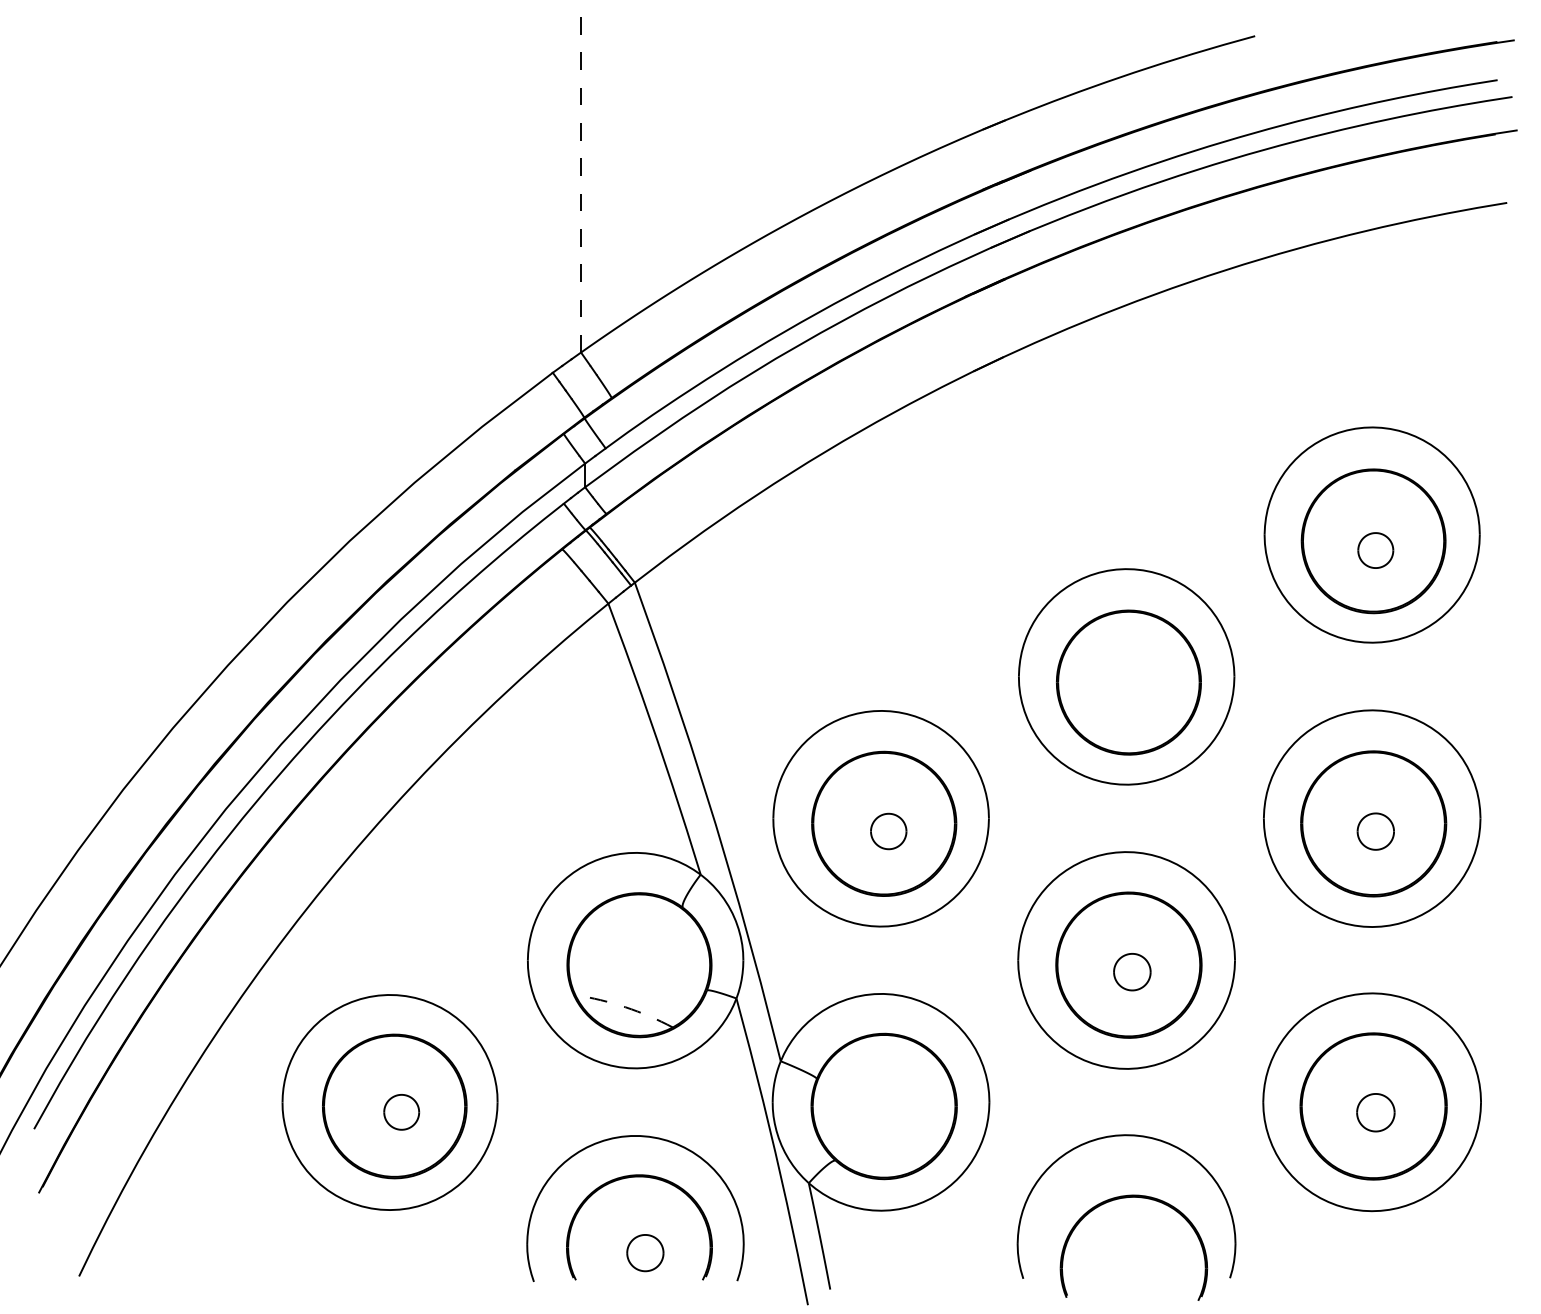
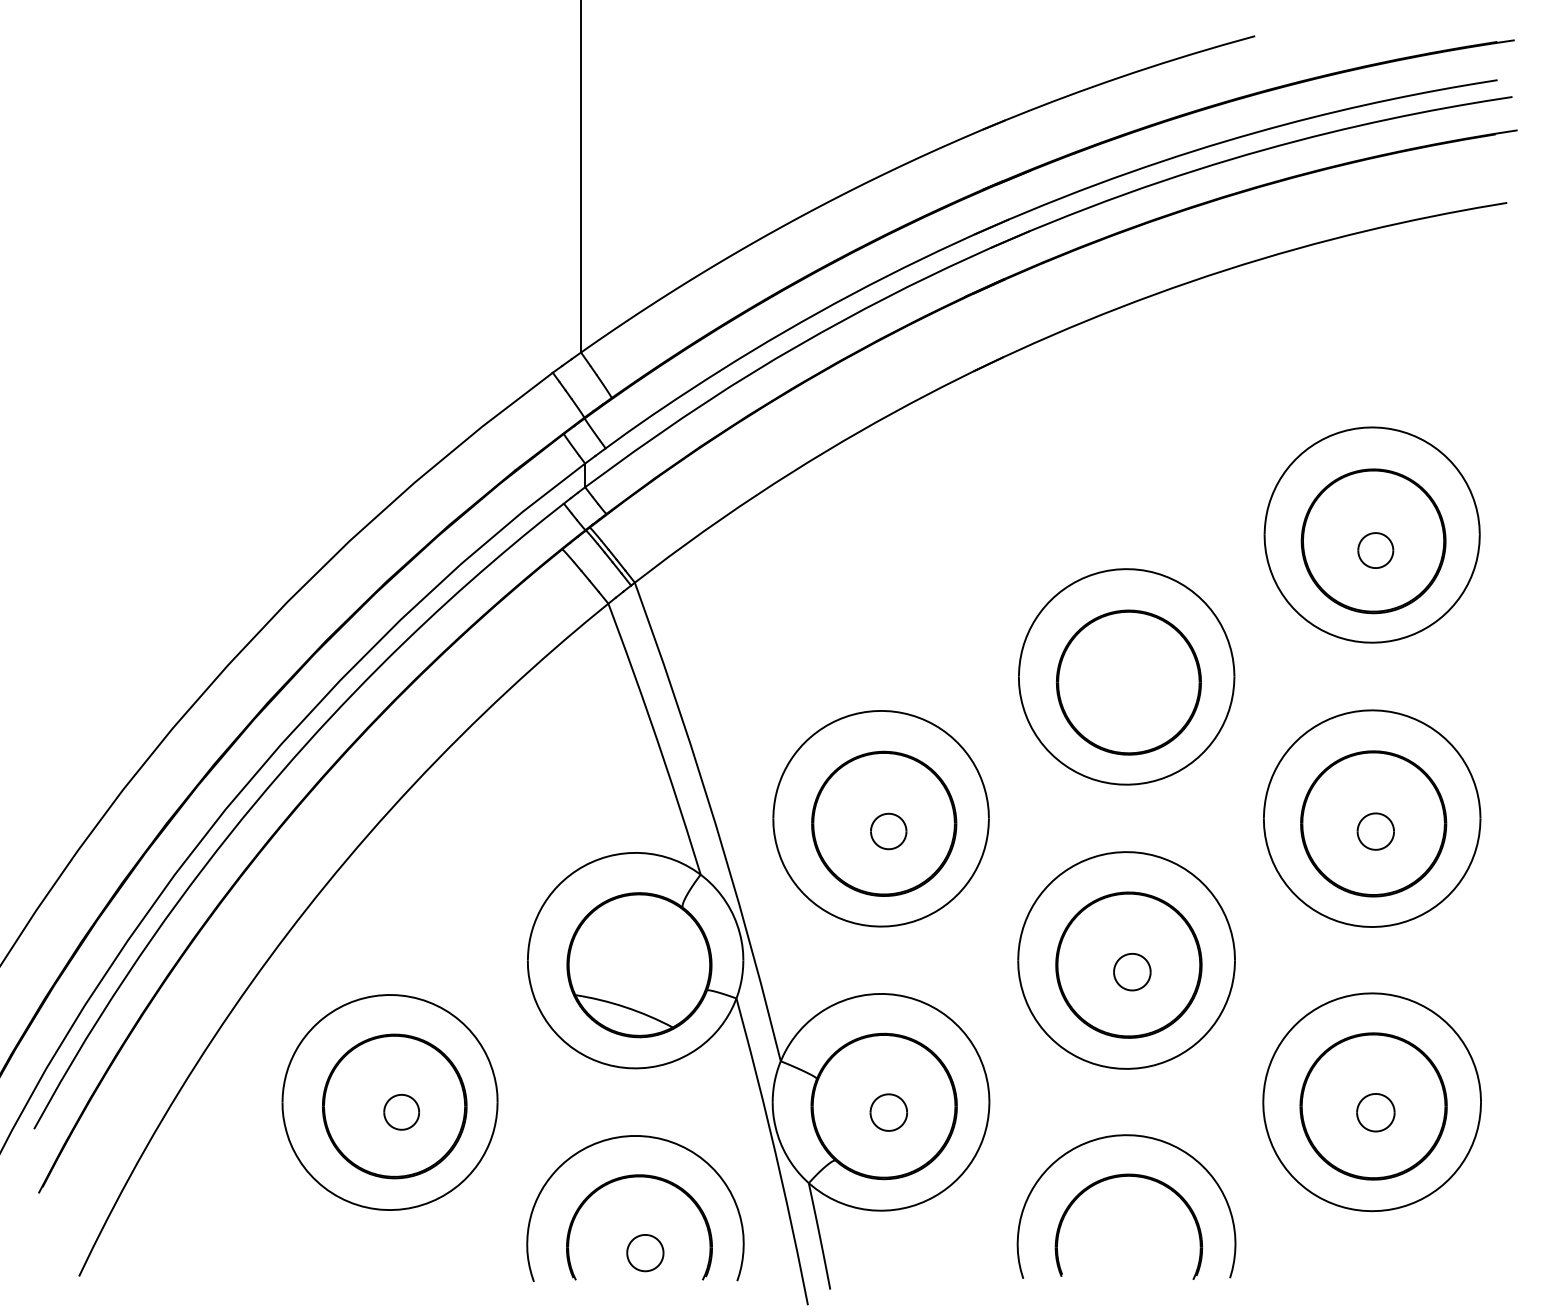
line: dashed -> solid (581, 176)
arc: dashed -> solid (625, 1007)
part: none -> present (888, 1112)
part position: (1126, 1198) -> (1121, 1177) (1121, 1177)
